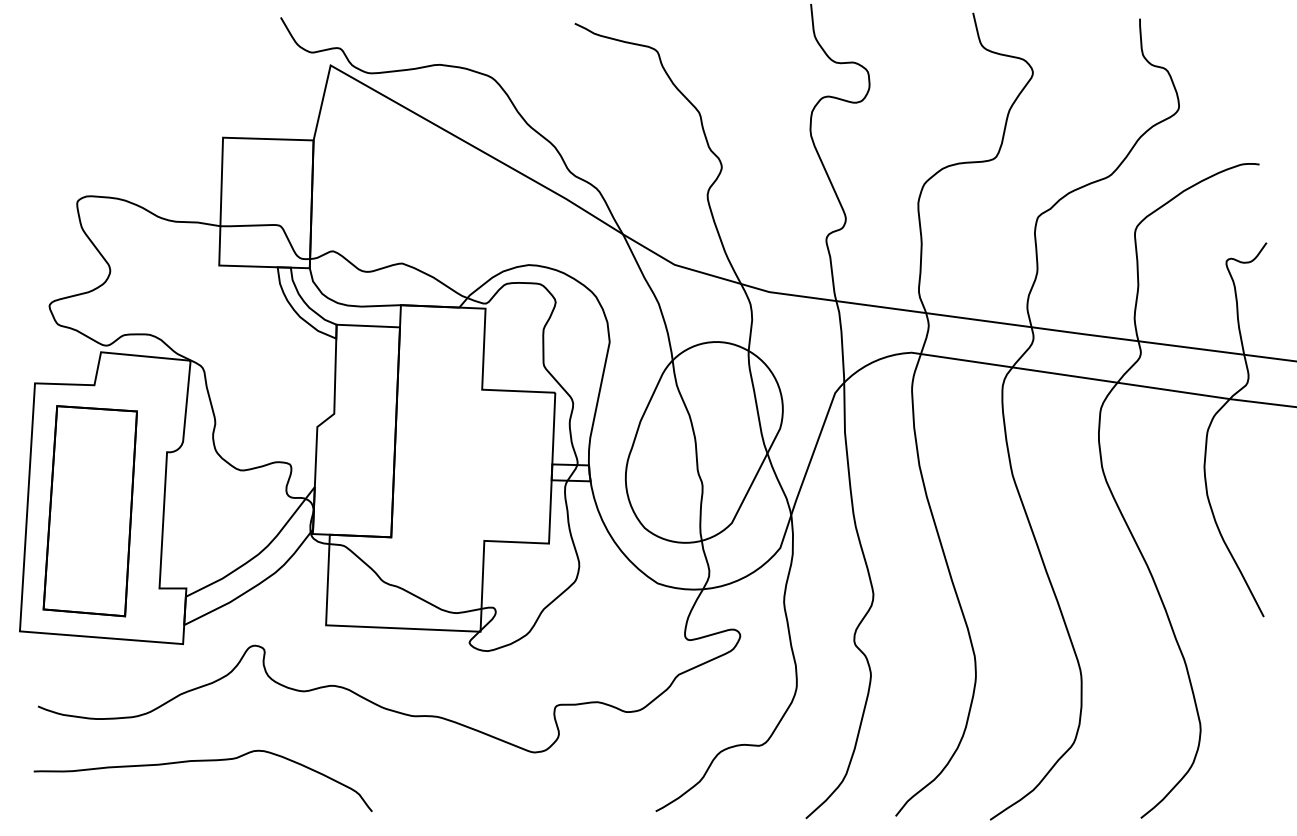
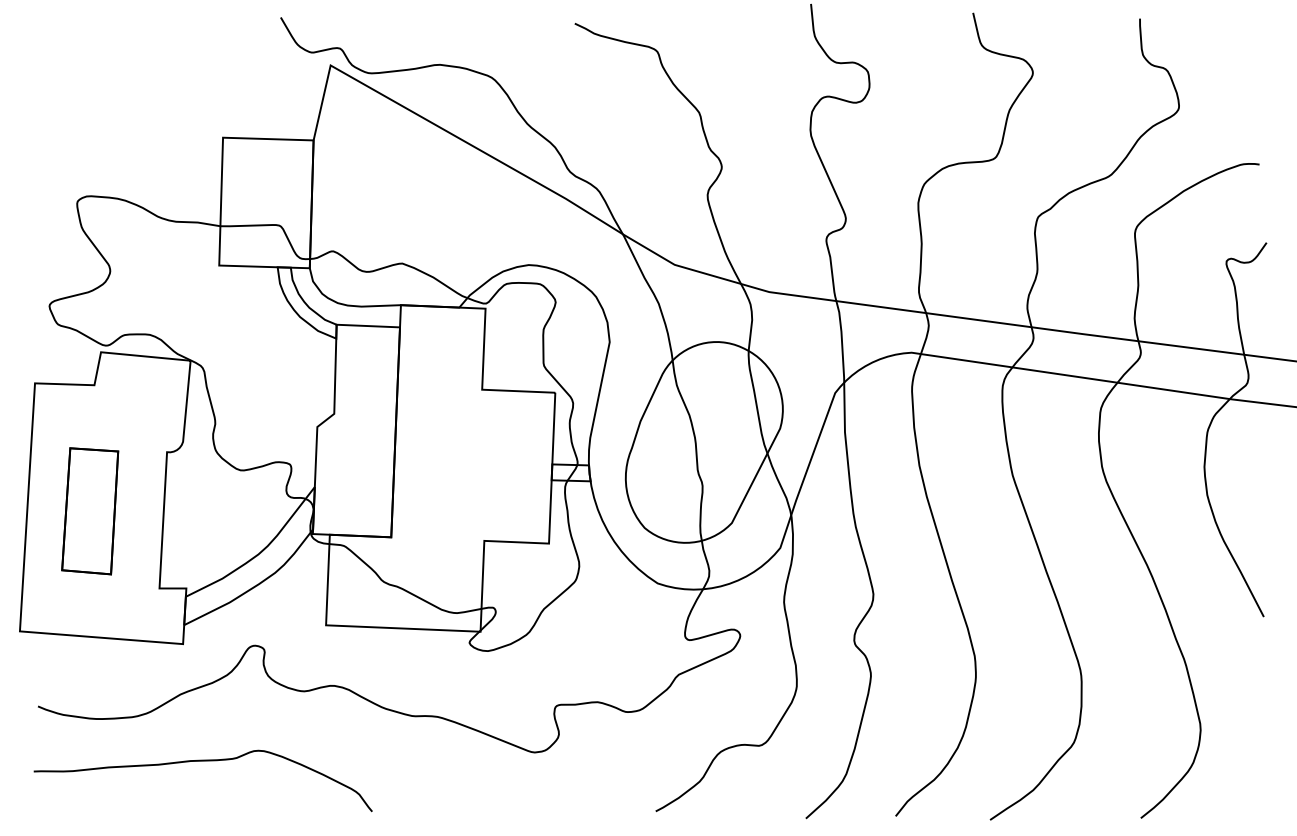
part size: 96x213 px -> 59x129 px (90, 511)
